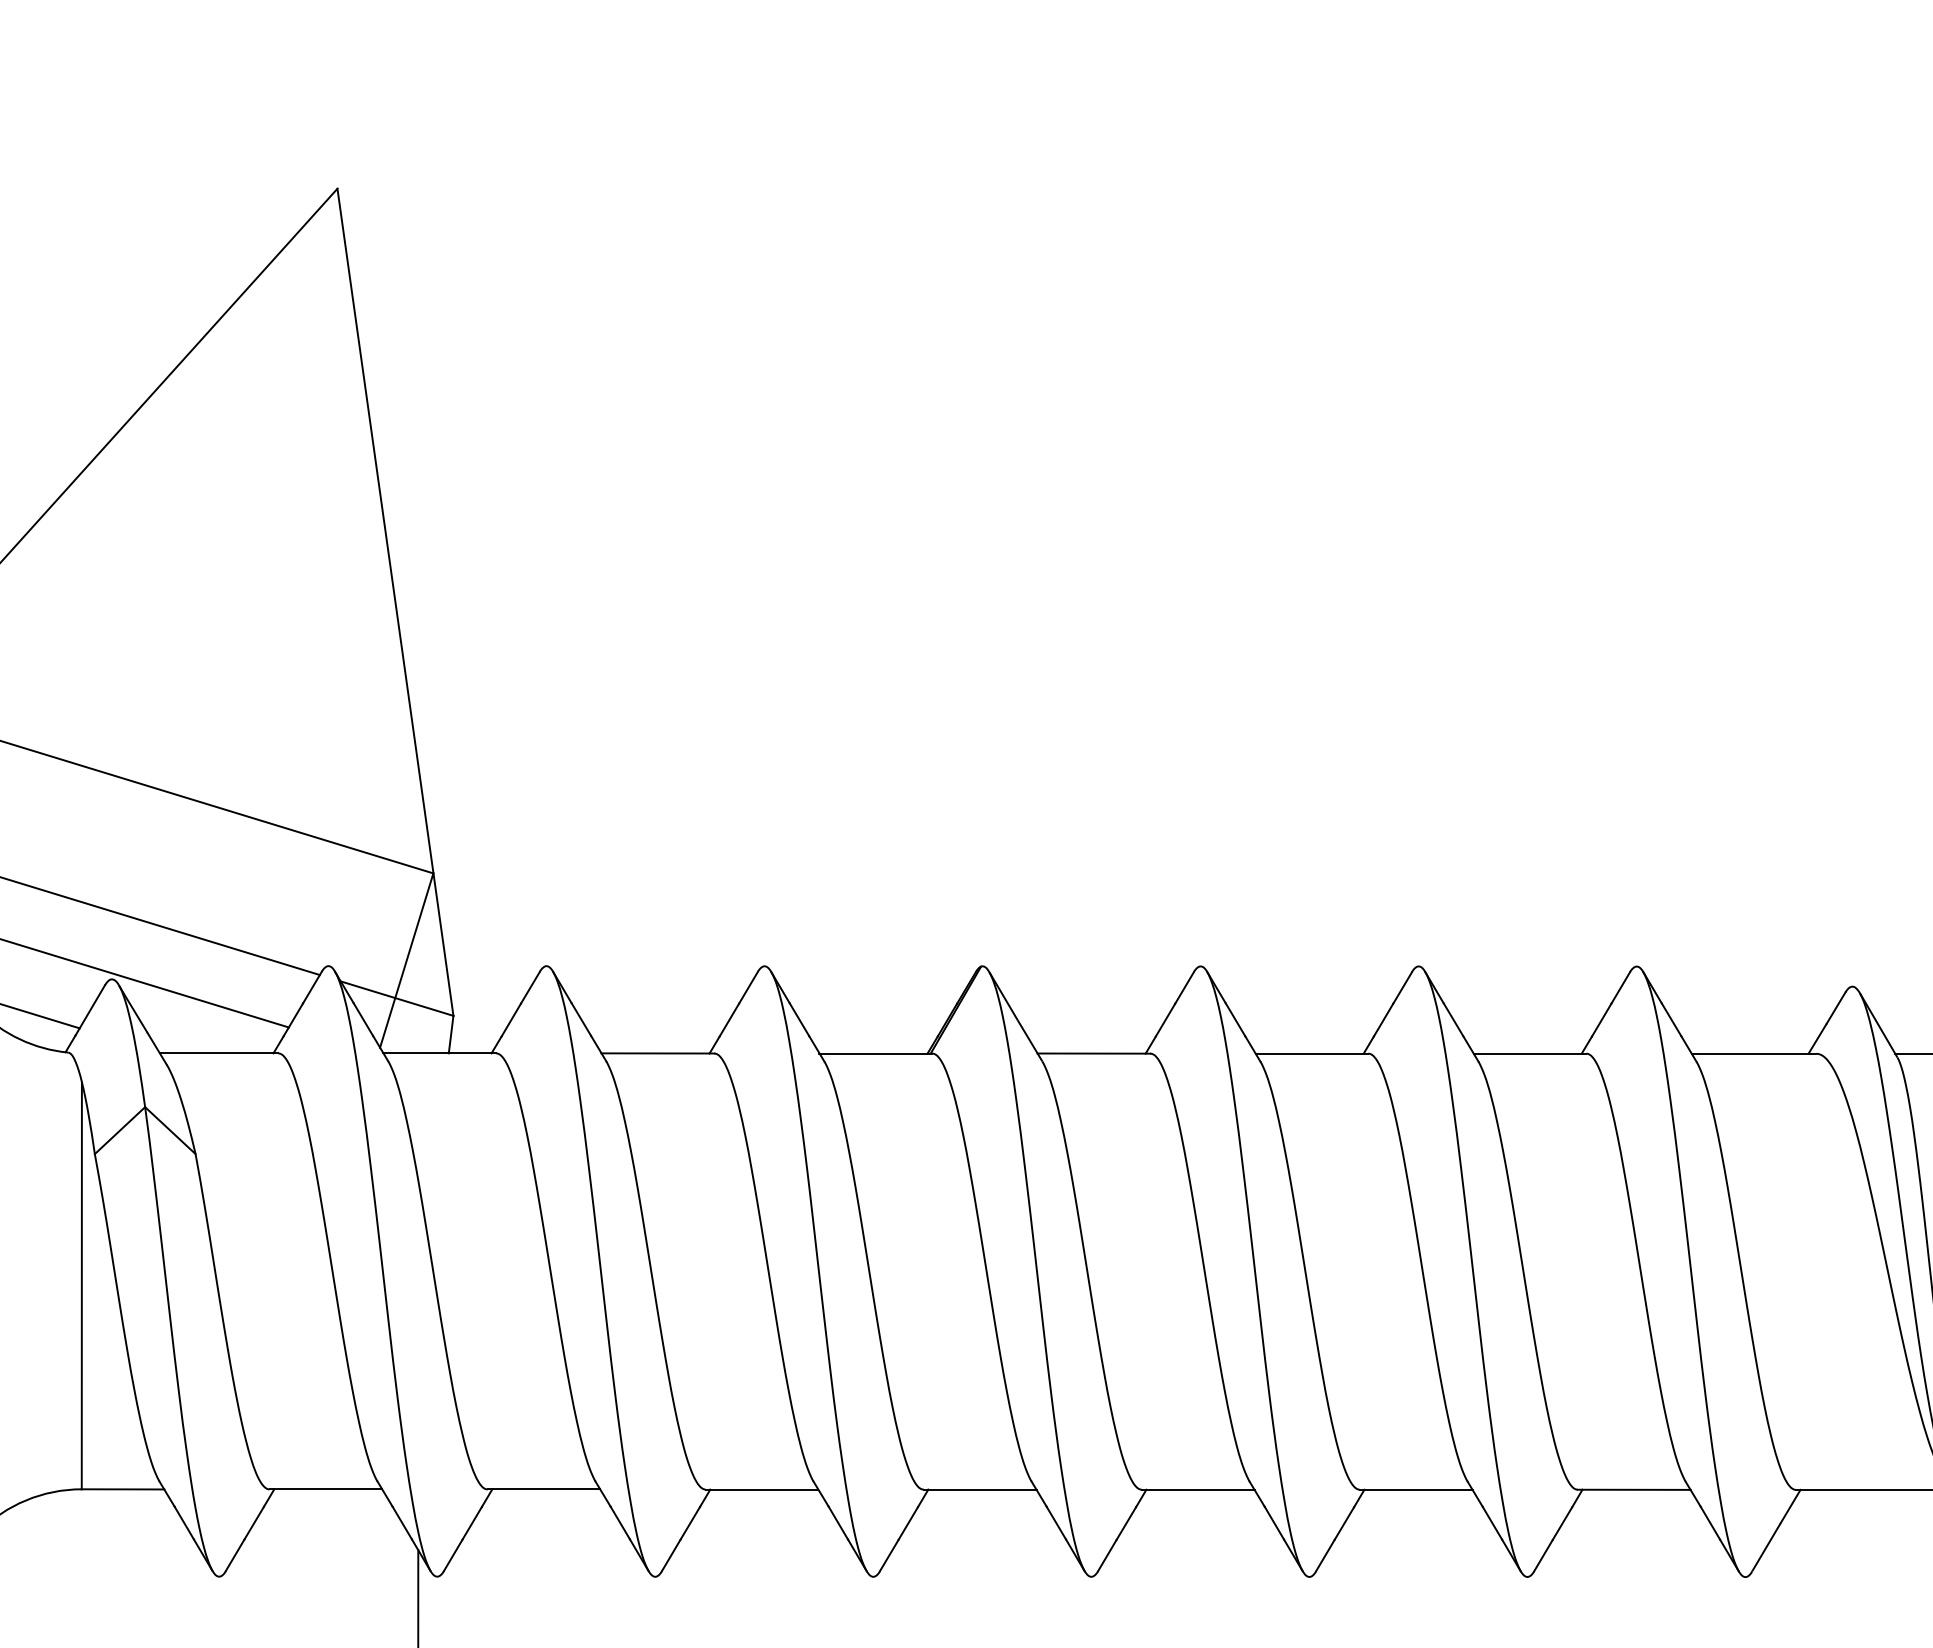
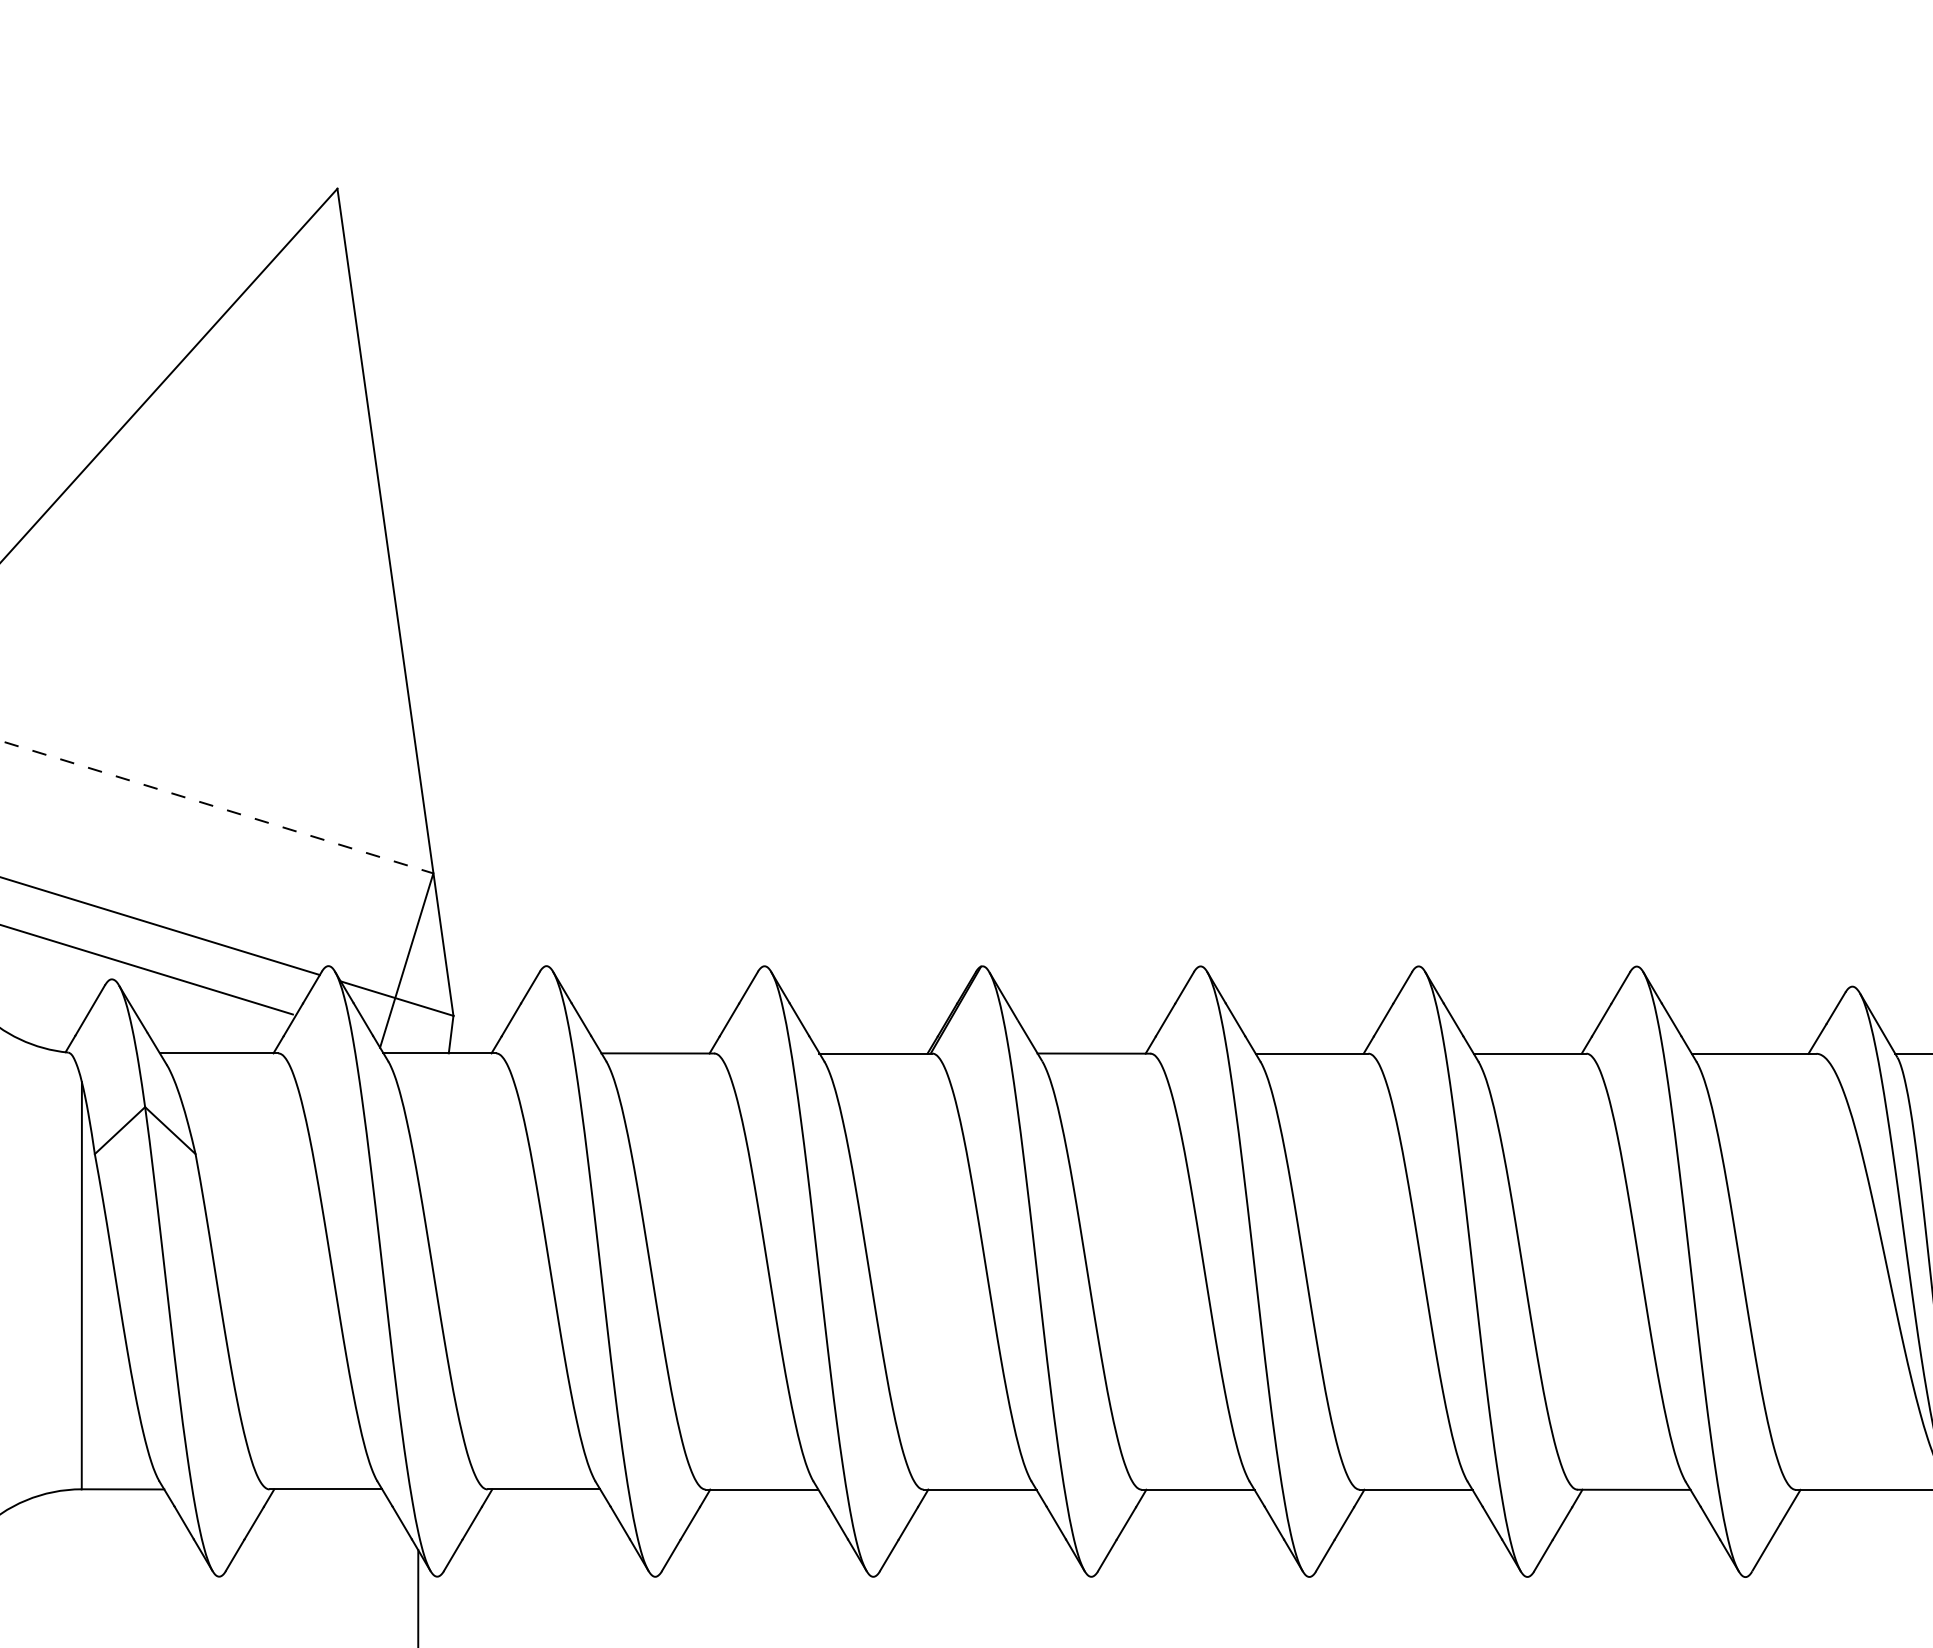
line: solid -> dashed (217, 807)
line position: (145, 983) -> (147, 969) (147, 969)
line: present -> none (40, 1016)
